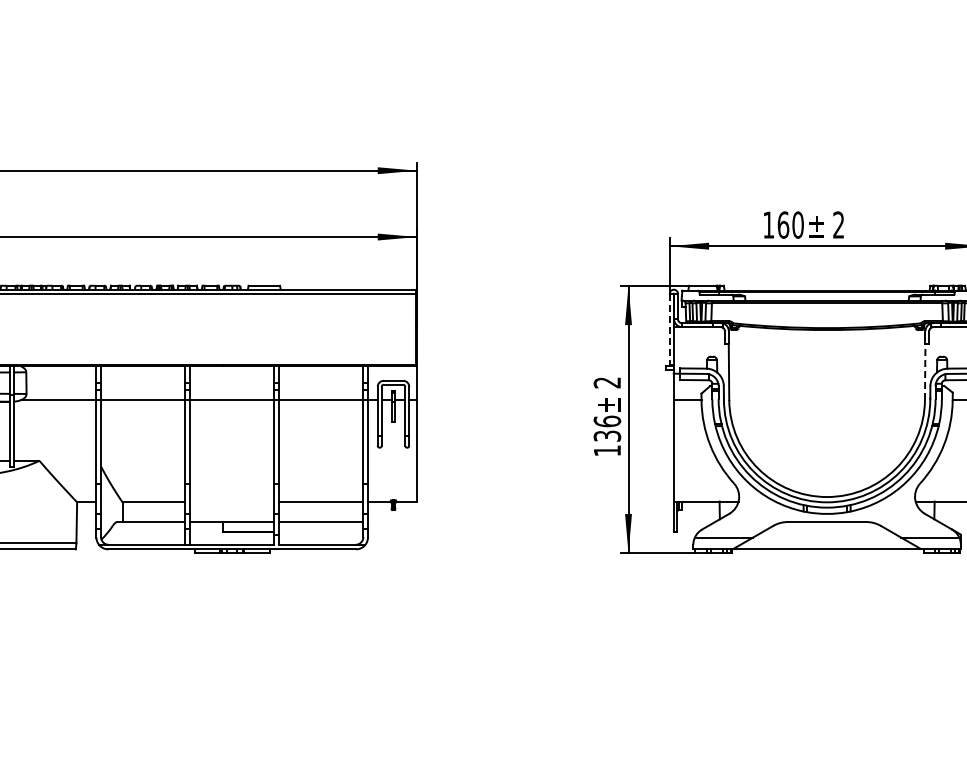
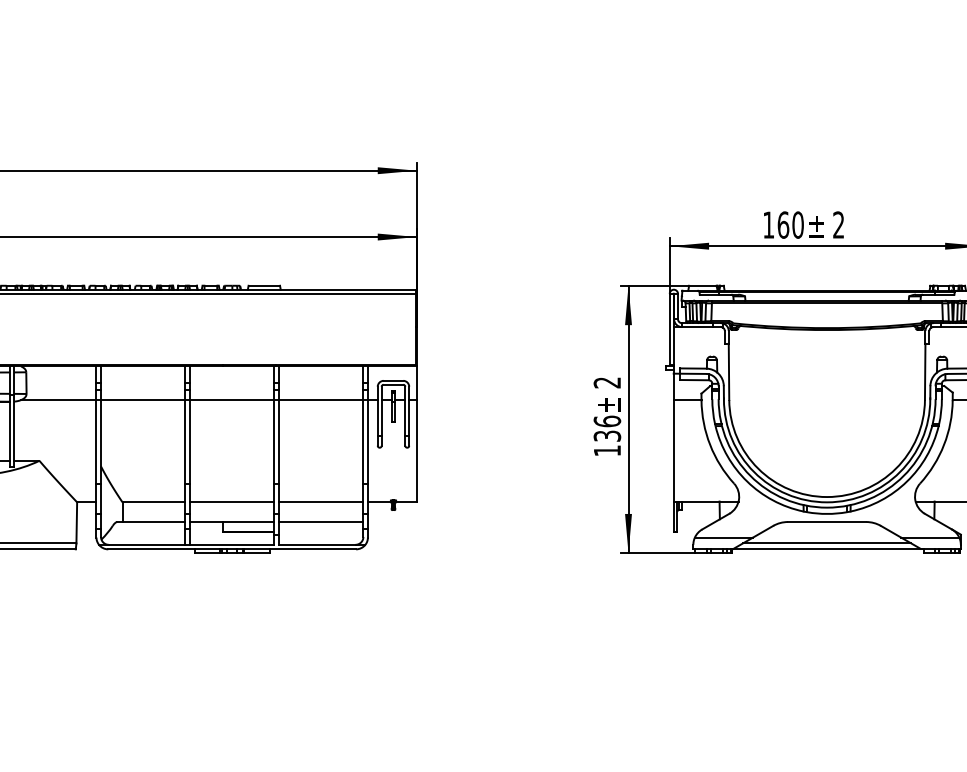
line: dashed -> solid (669, 329)
line: dashed -> solid (925, 371)
line: none -> present (231, 502)
line: none -> present (826, 543)
